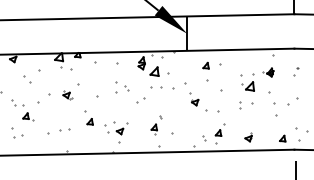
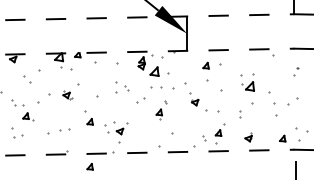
line: solid -> dashed (147, 17)
line: solid -> dashed (147, 51)
part: present -> none (268, 72)
part position: (240, 105) -> (240, 114) (240, 114)
part position: (156, 125) -> (161, 110) (161, 110)
line: solid -> dashed (147, 152)
part: none -> present (89, 166)
